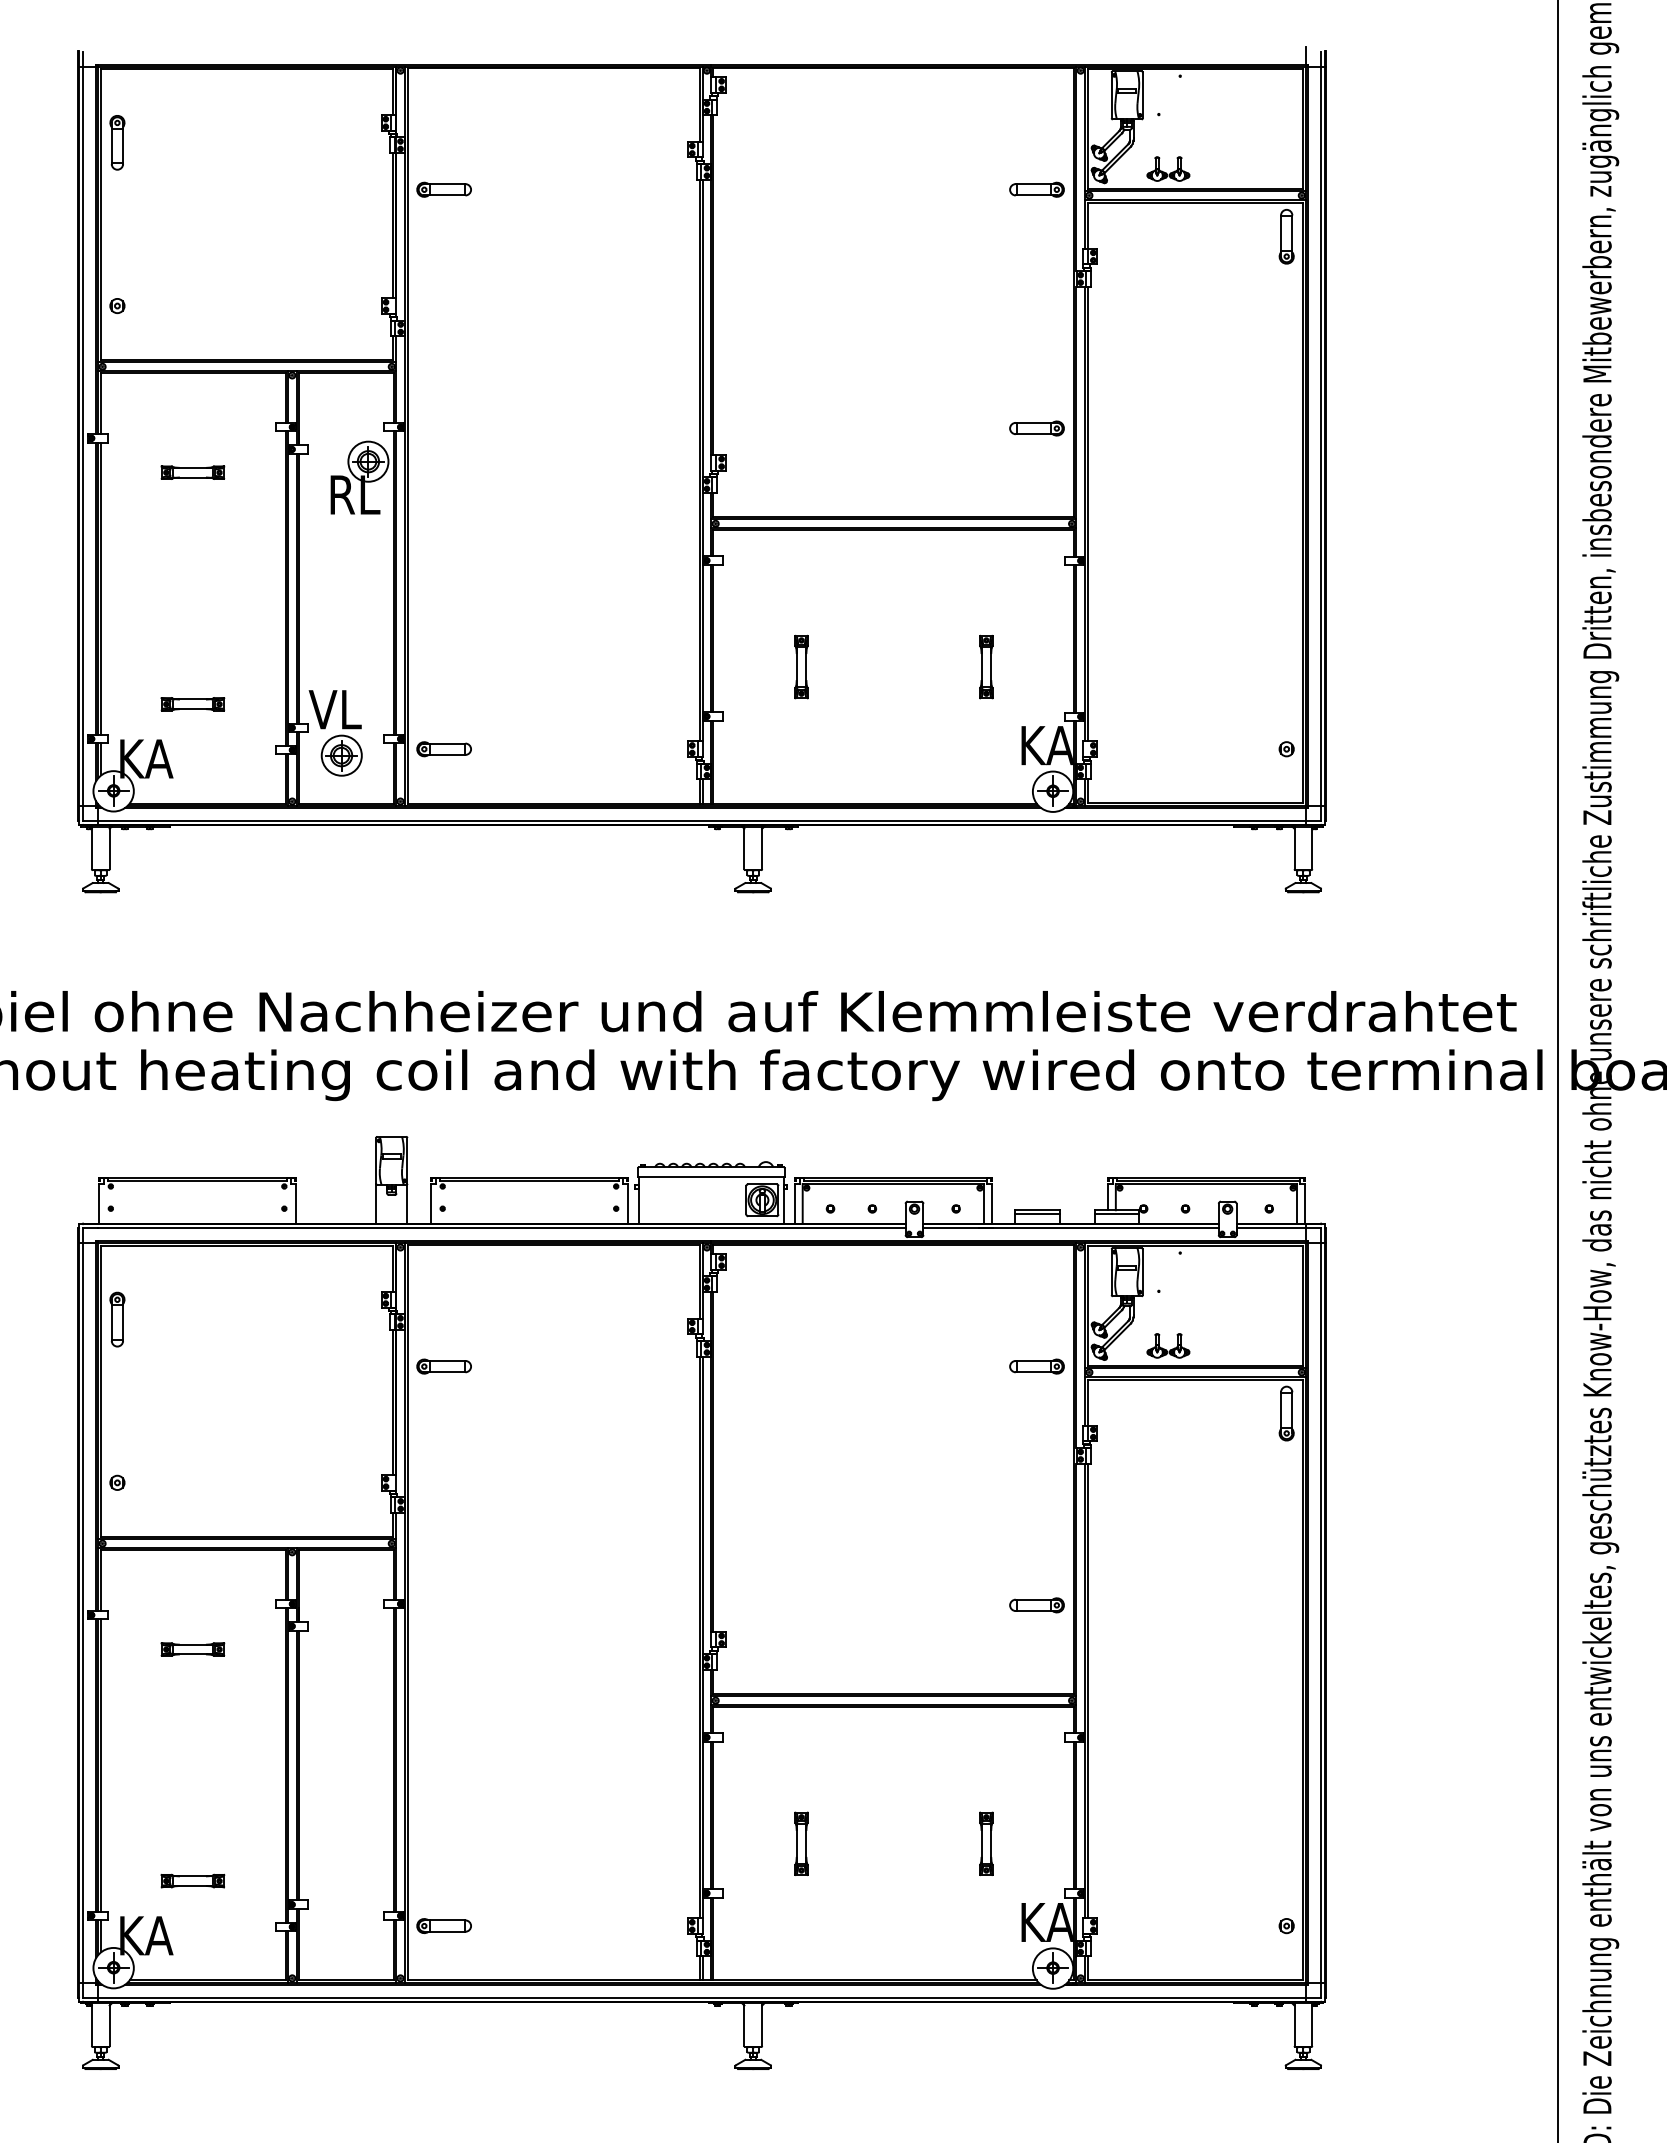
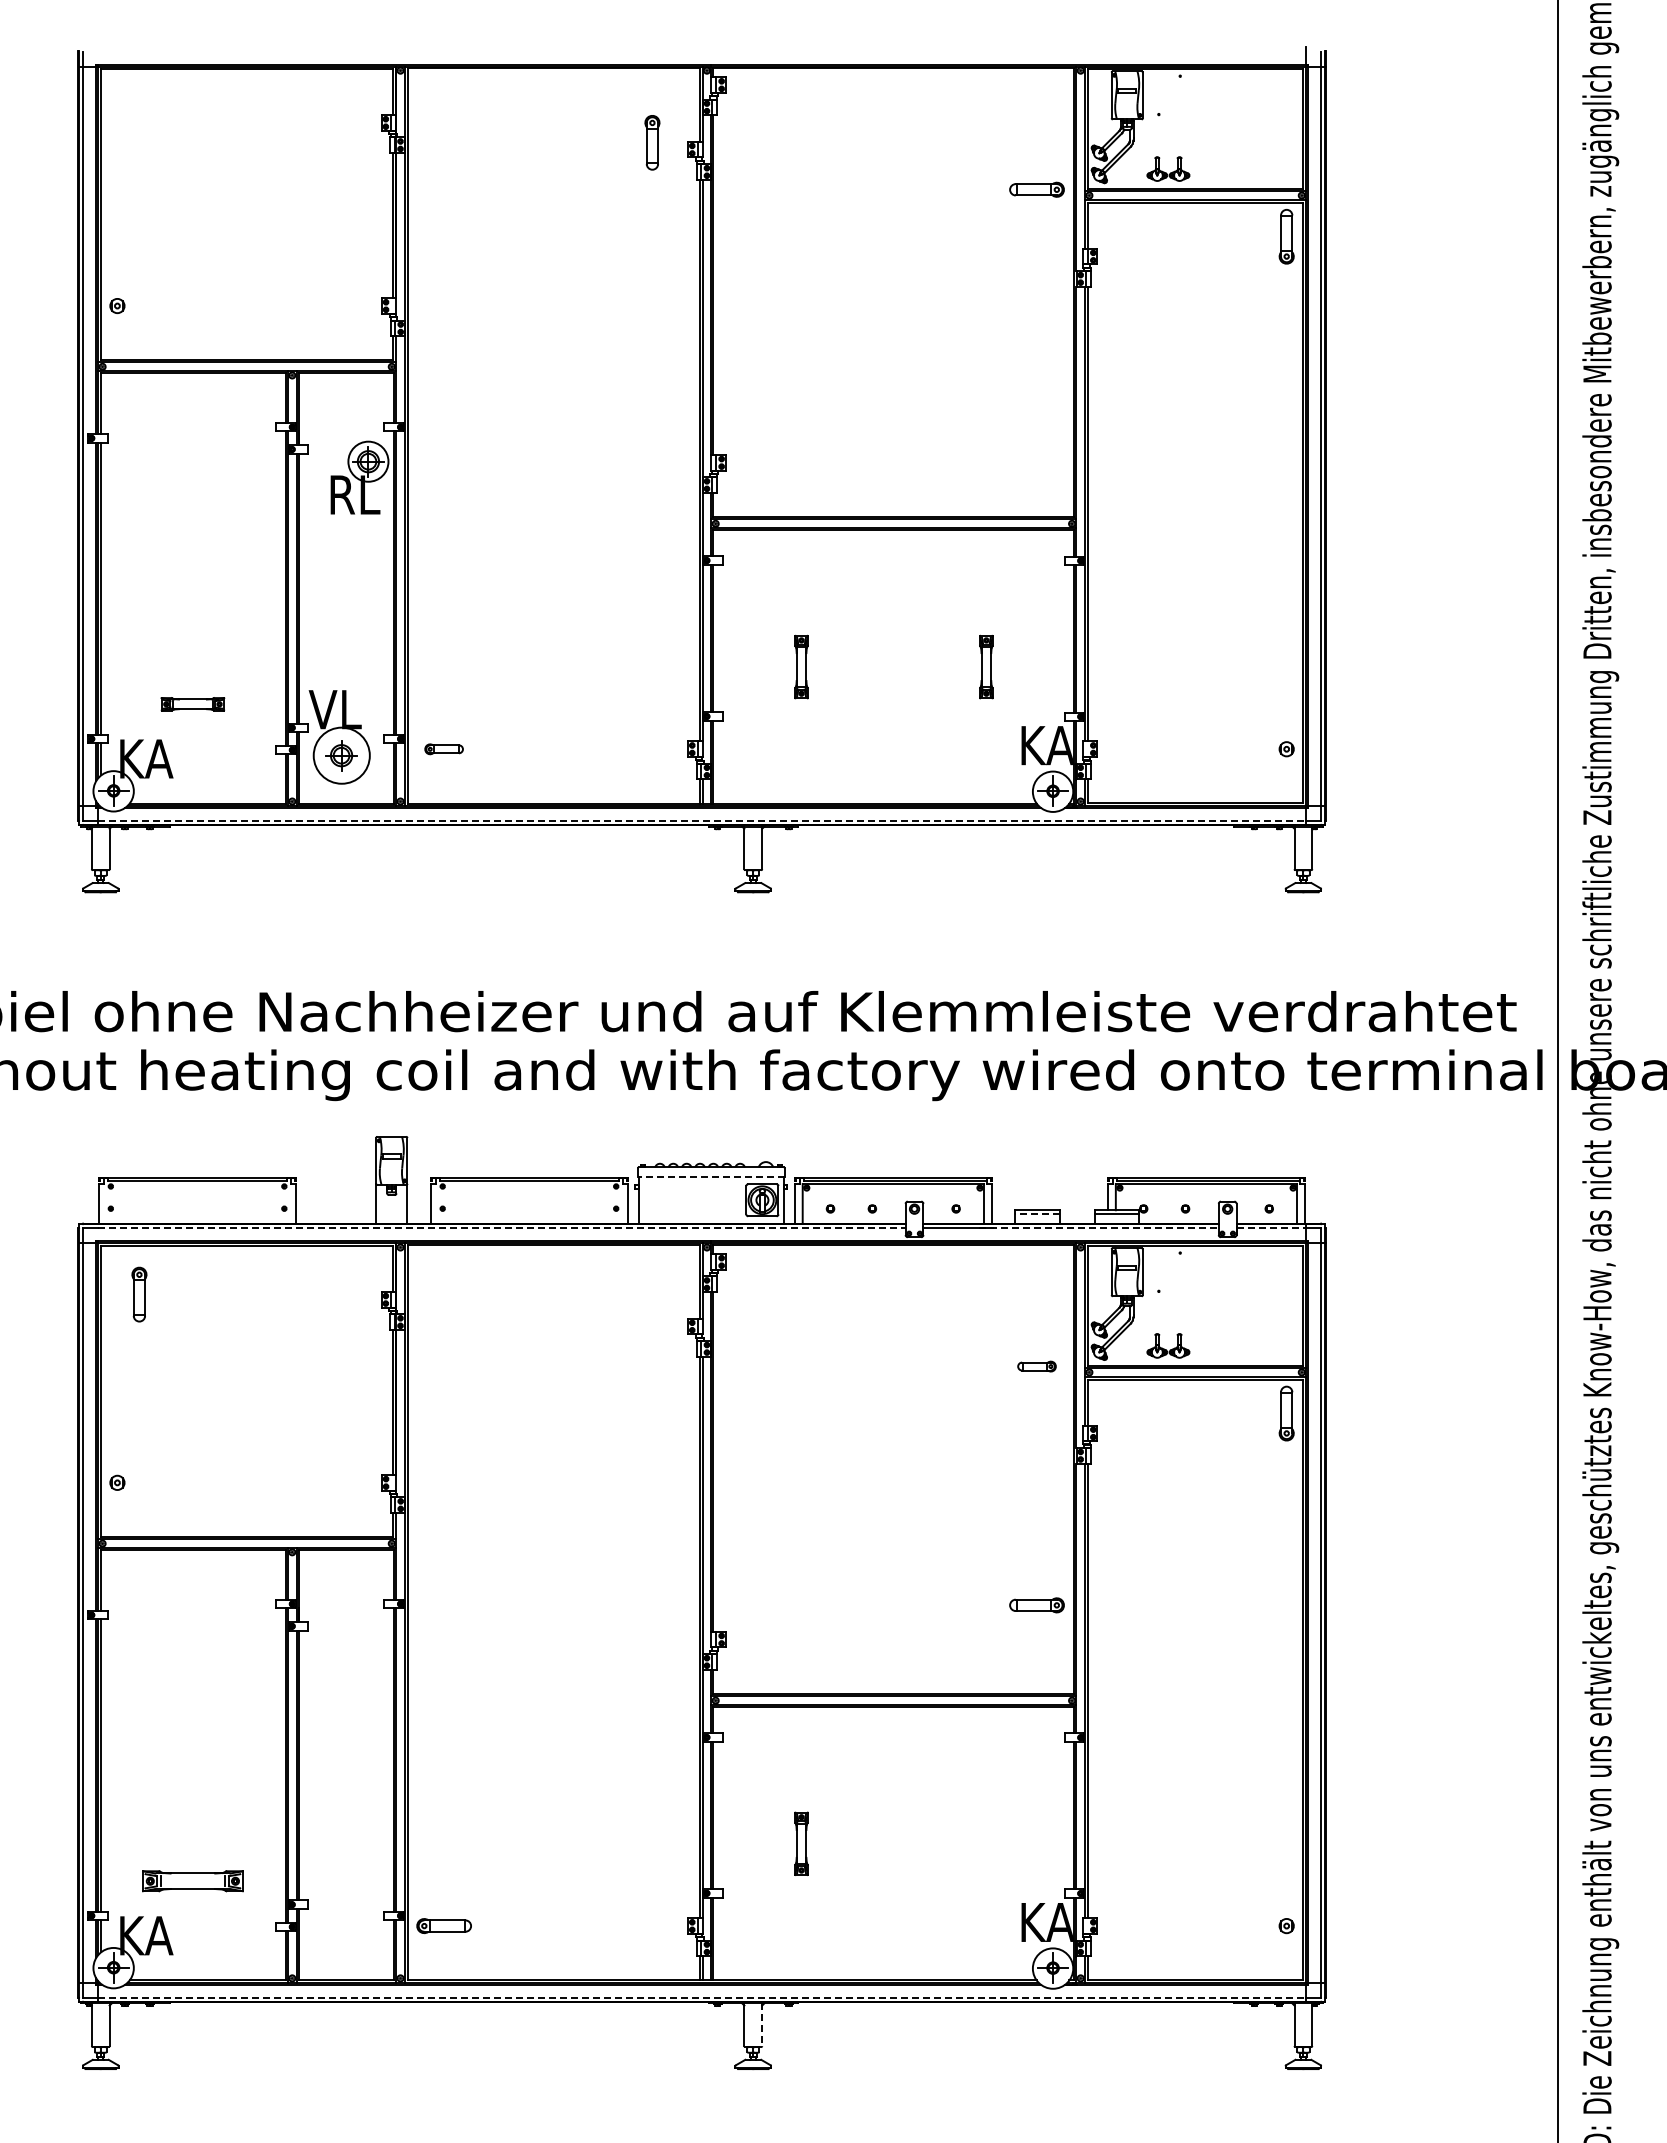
part position: (117, 142) -> (652, 142) (652, 142)
part: present -> none (443, 189)
part: present -> none (1036, 428)
part: present -> none (192, 472)
part size: 56x17 px -> 40x13 px (443, 749)
circle diameter: 40 px -> 56 px (341, 755)
line: solid -> dashed (702, 820)
line: solid -> dashed (710, 1176)
line: solid -> dashed (1036, 1214)
line: solid -> dashed (501, 1228)
line: solid -> dashed (1098, 1228)
line: solid -> dashed (1271, 1228)
part position: (117, 1319) -> (139, 1294) (139, 1294)
part: present -> none (443, 1366)
part size: 56x17 px -> 40x13 px (1036, 1366)
part: present -> none (192, 1649)
part: present -> none (986, 1843)
part size: 66x16 px -> 102x23 px (192, 1881)
line: solid -> dashed (702, 1997)
line: solid -> dashed (762, 2025)
